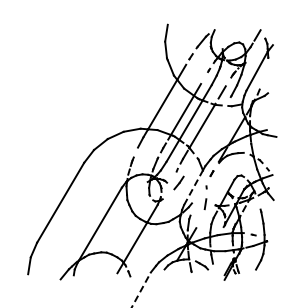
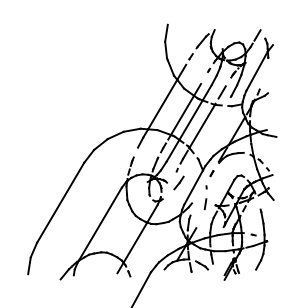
line: dashed -> solid (193, 187)
line: dashed -> solid (141, 289)
